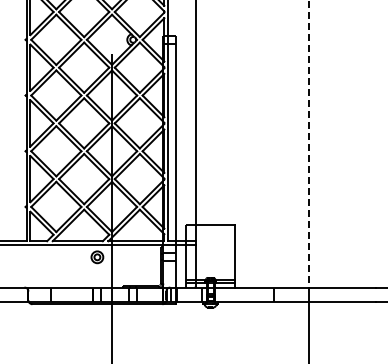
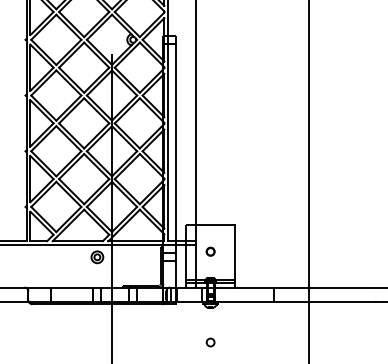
line: dashed -> solid (309, 144)
part: none -> present (210, 251)
circle: none -> present (210, 342)
